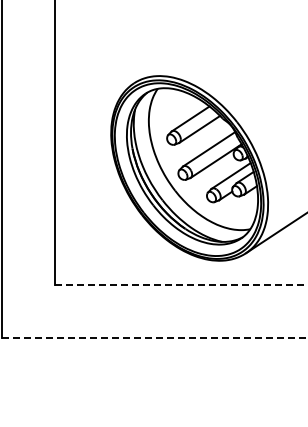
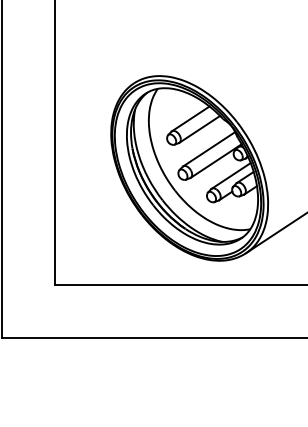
line: dashed -> solid (181, 284)
line: dashed -> solid (154, 338)
